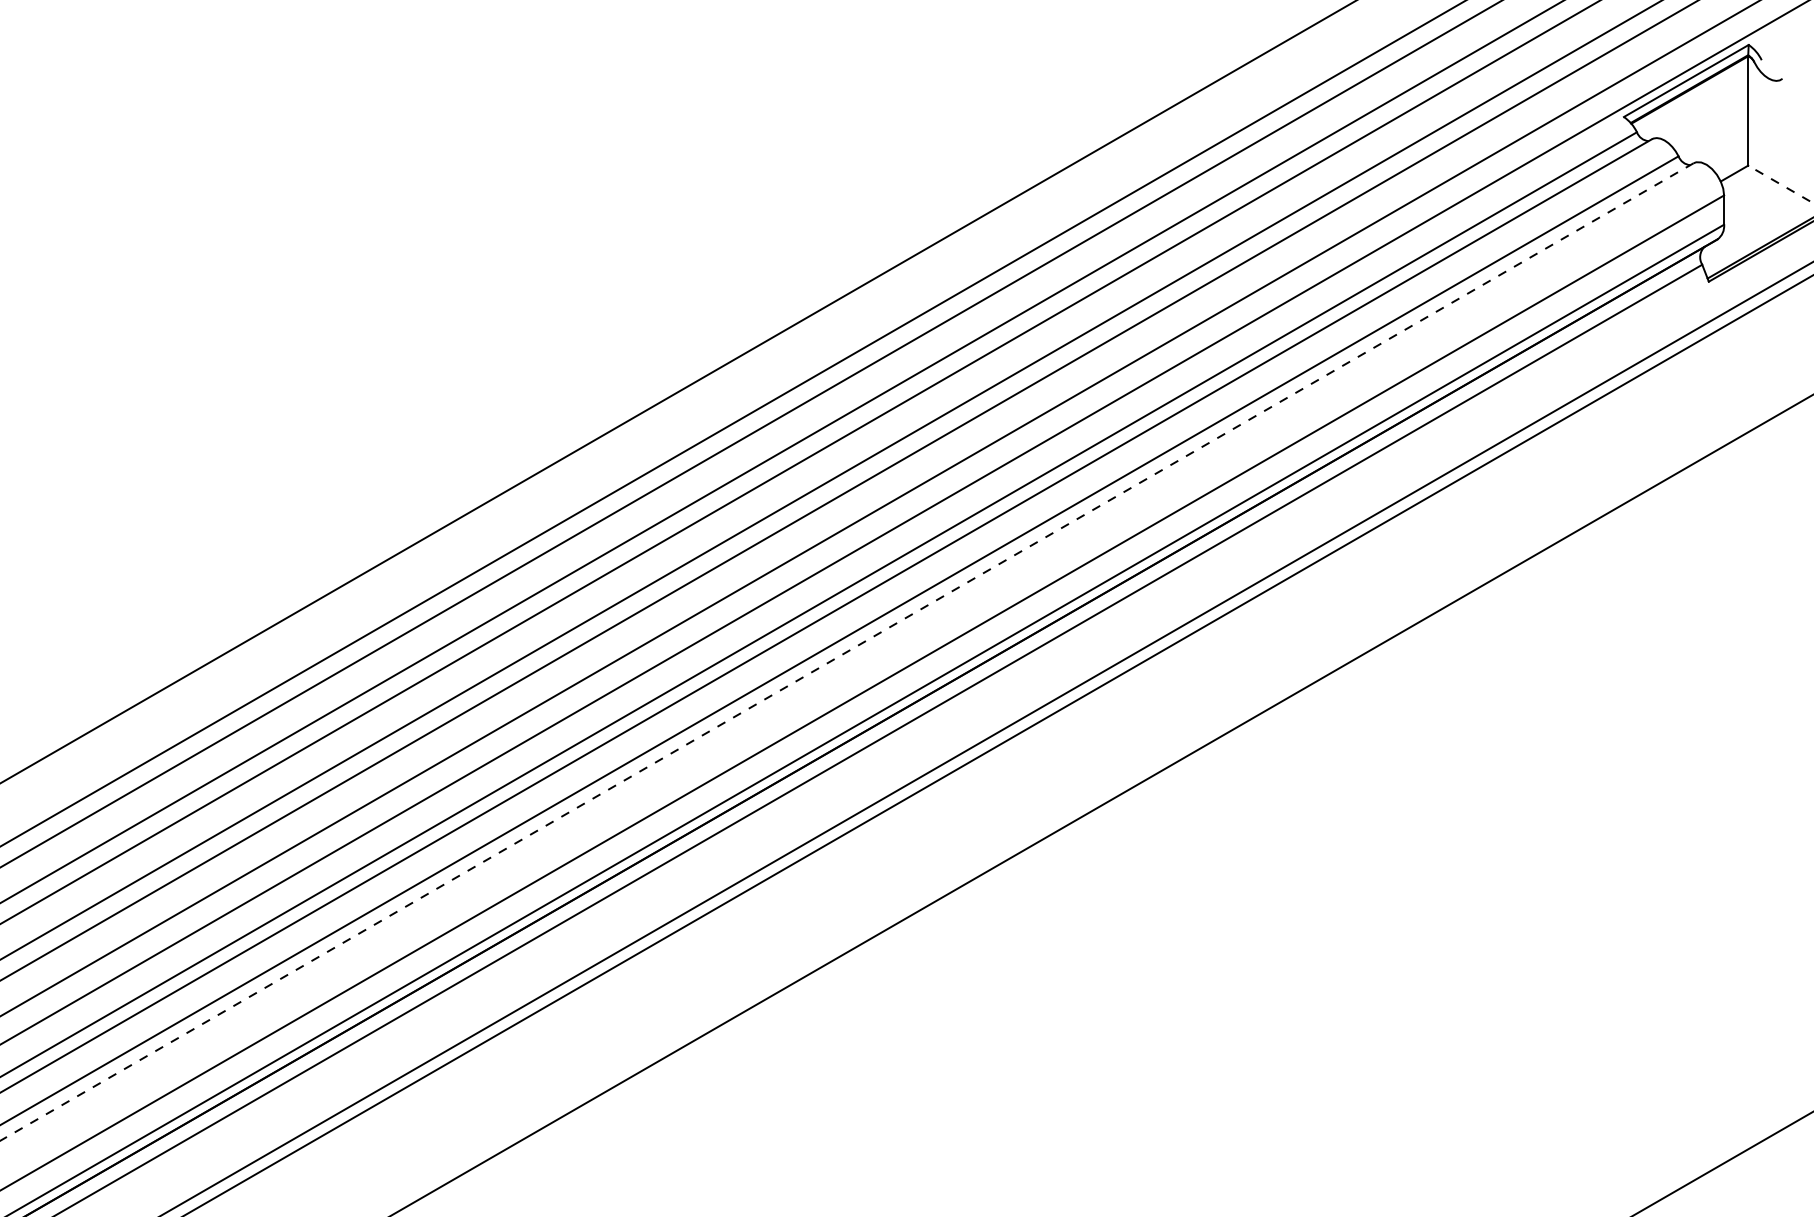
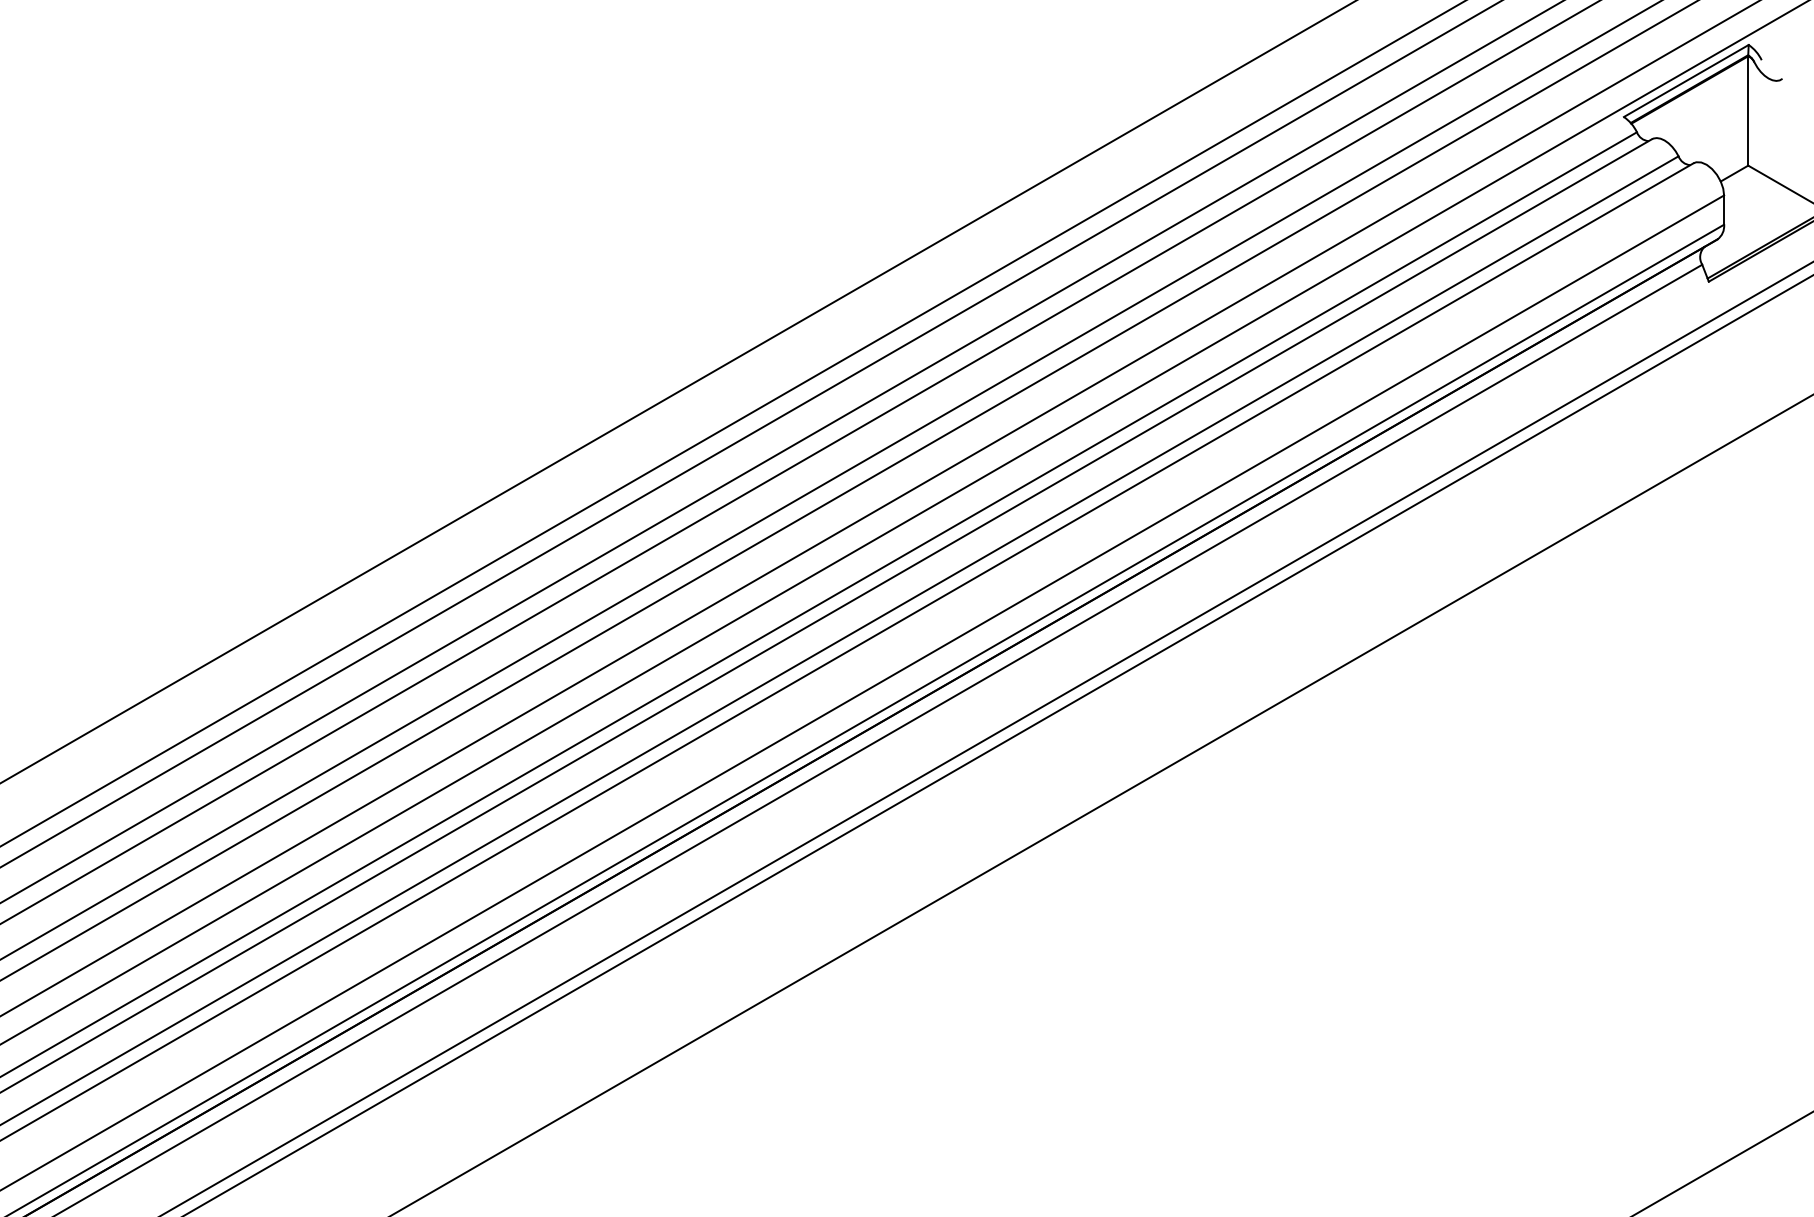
line: dashed -> solid (1780, 184)
line: dashed -> solid (846, 652)
